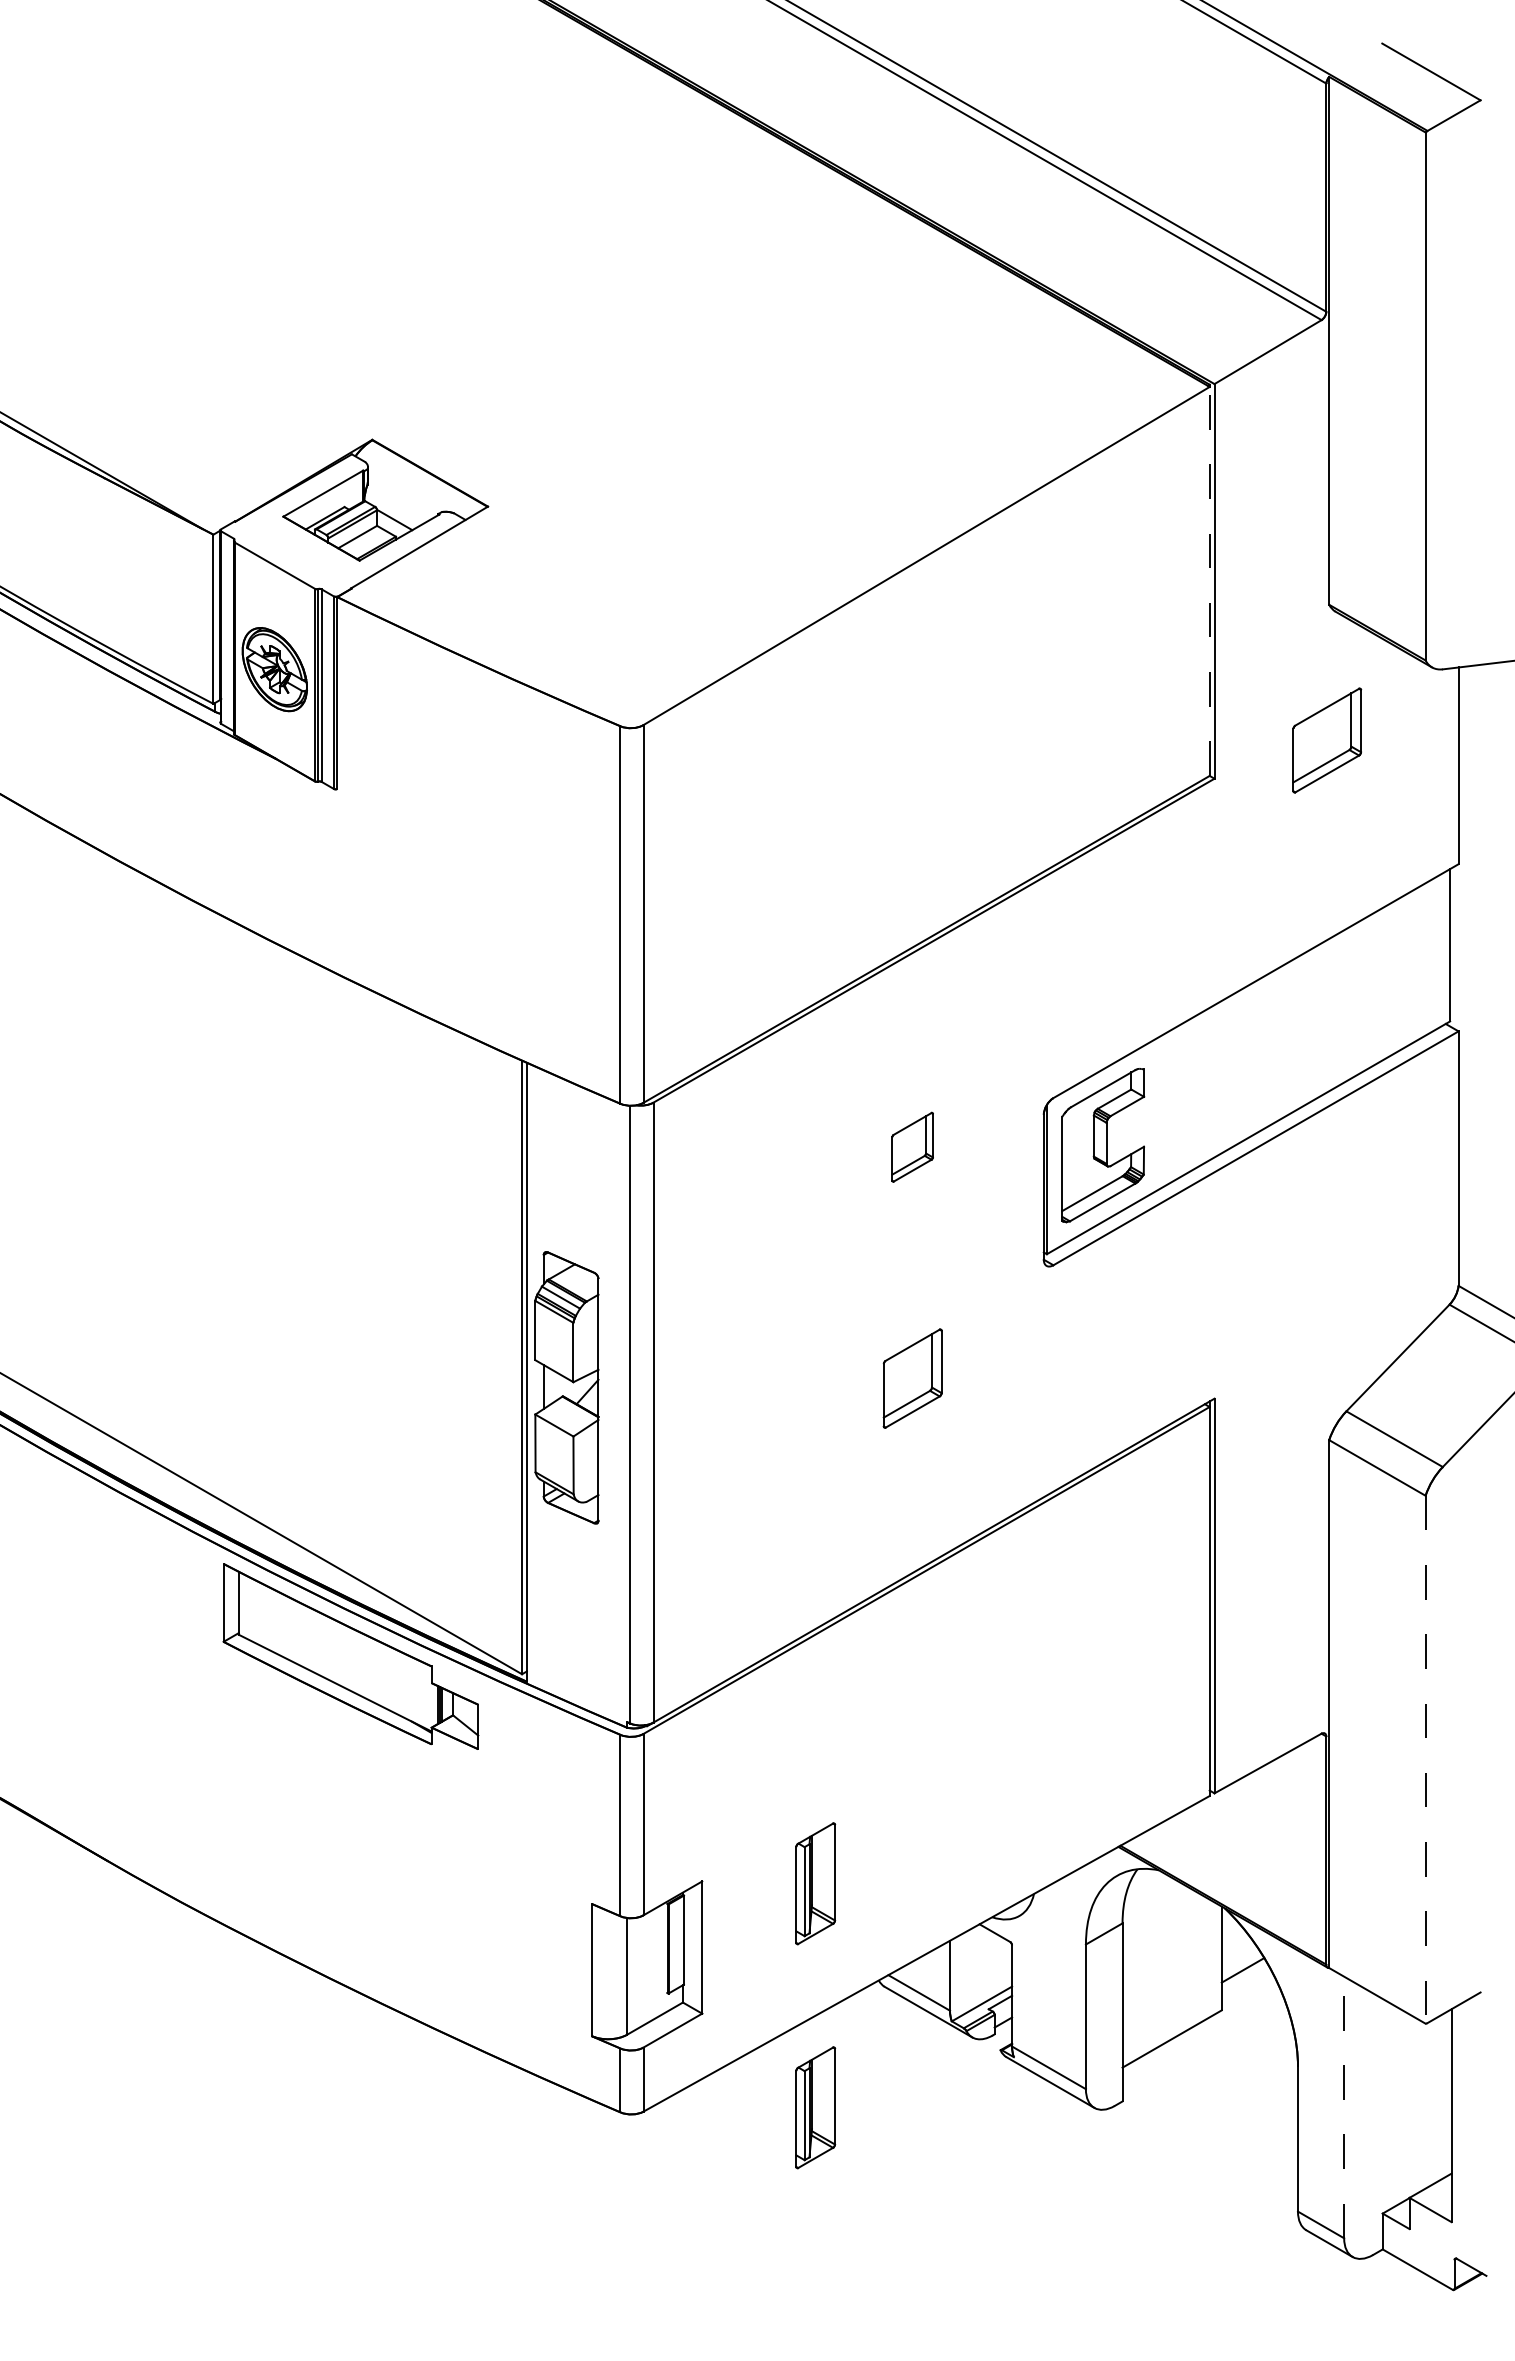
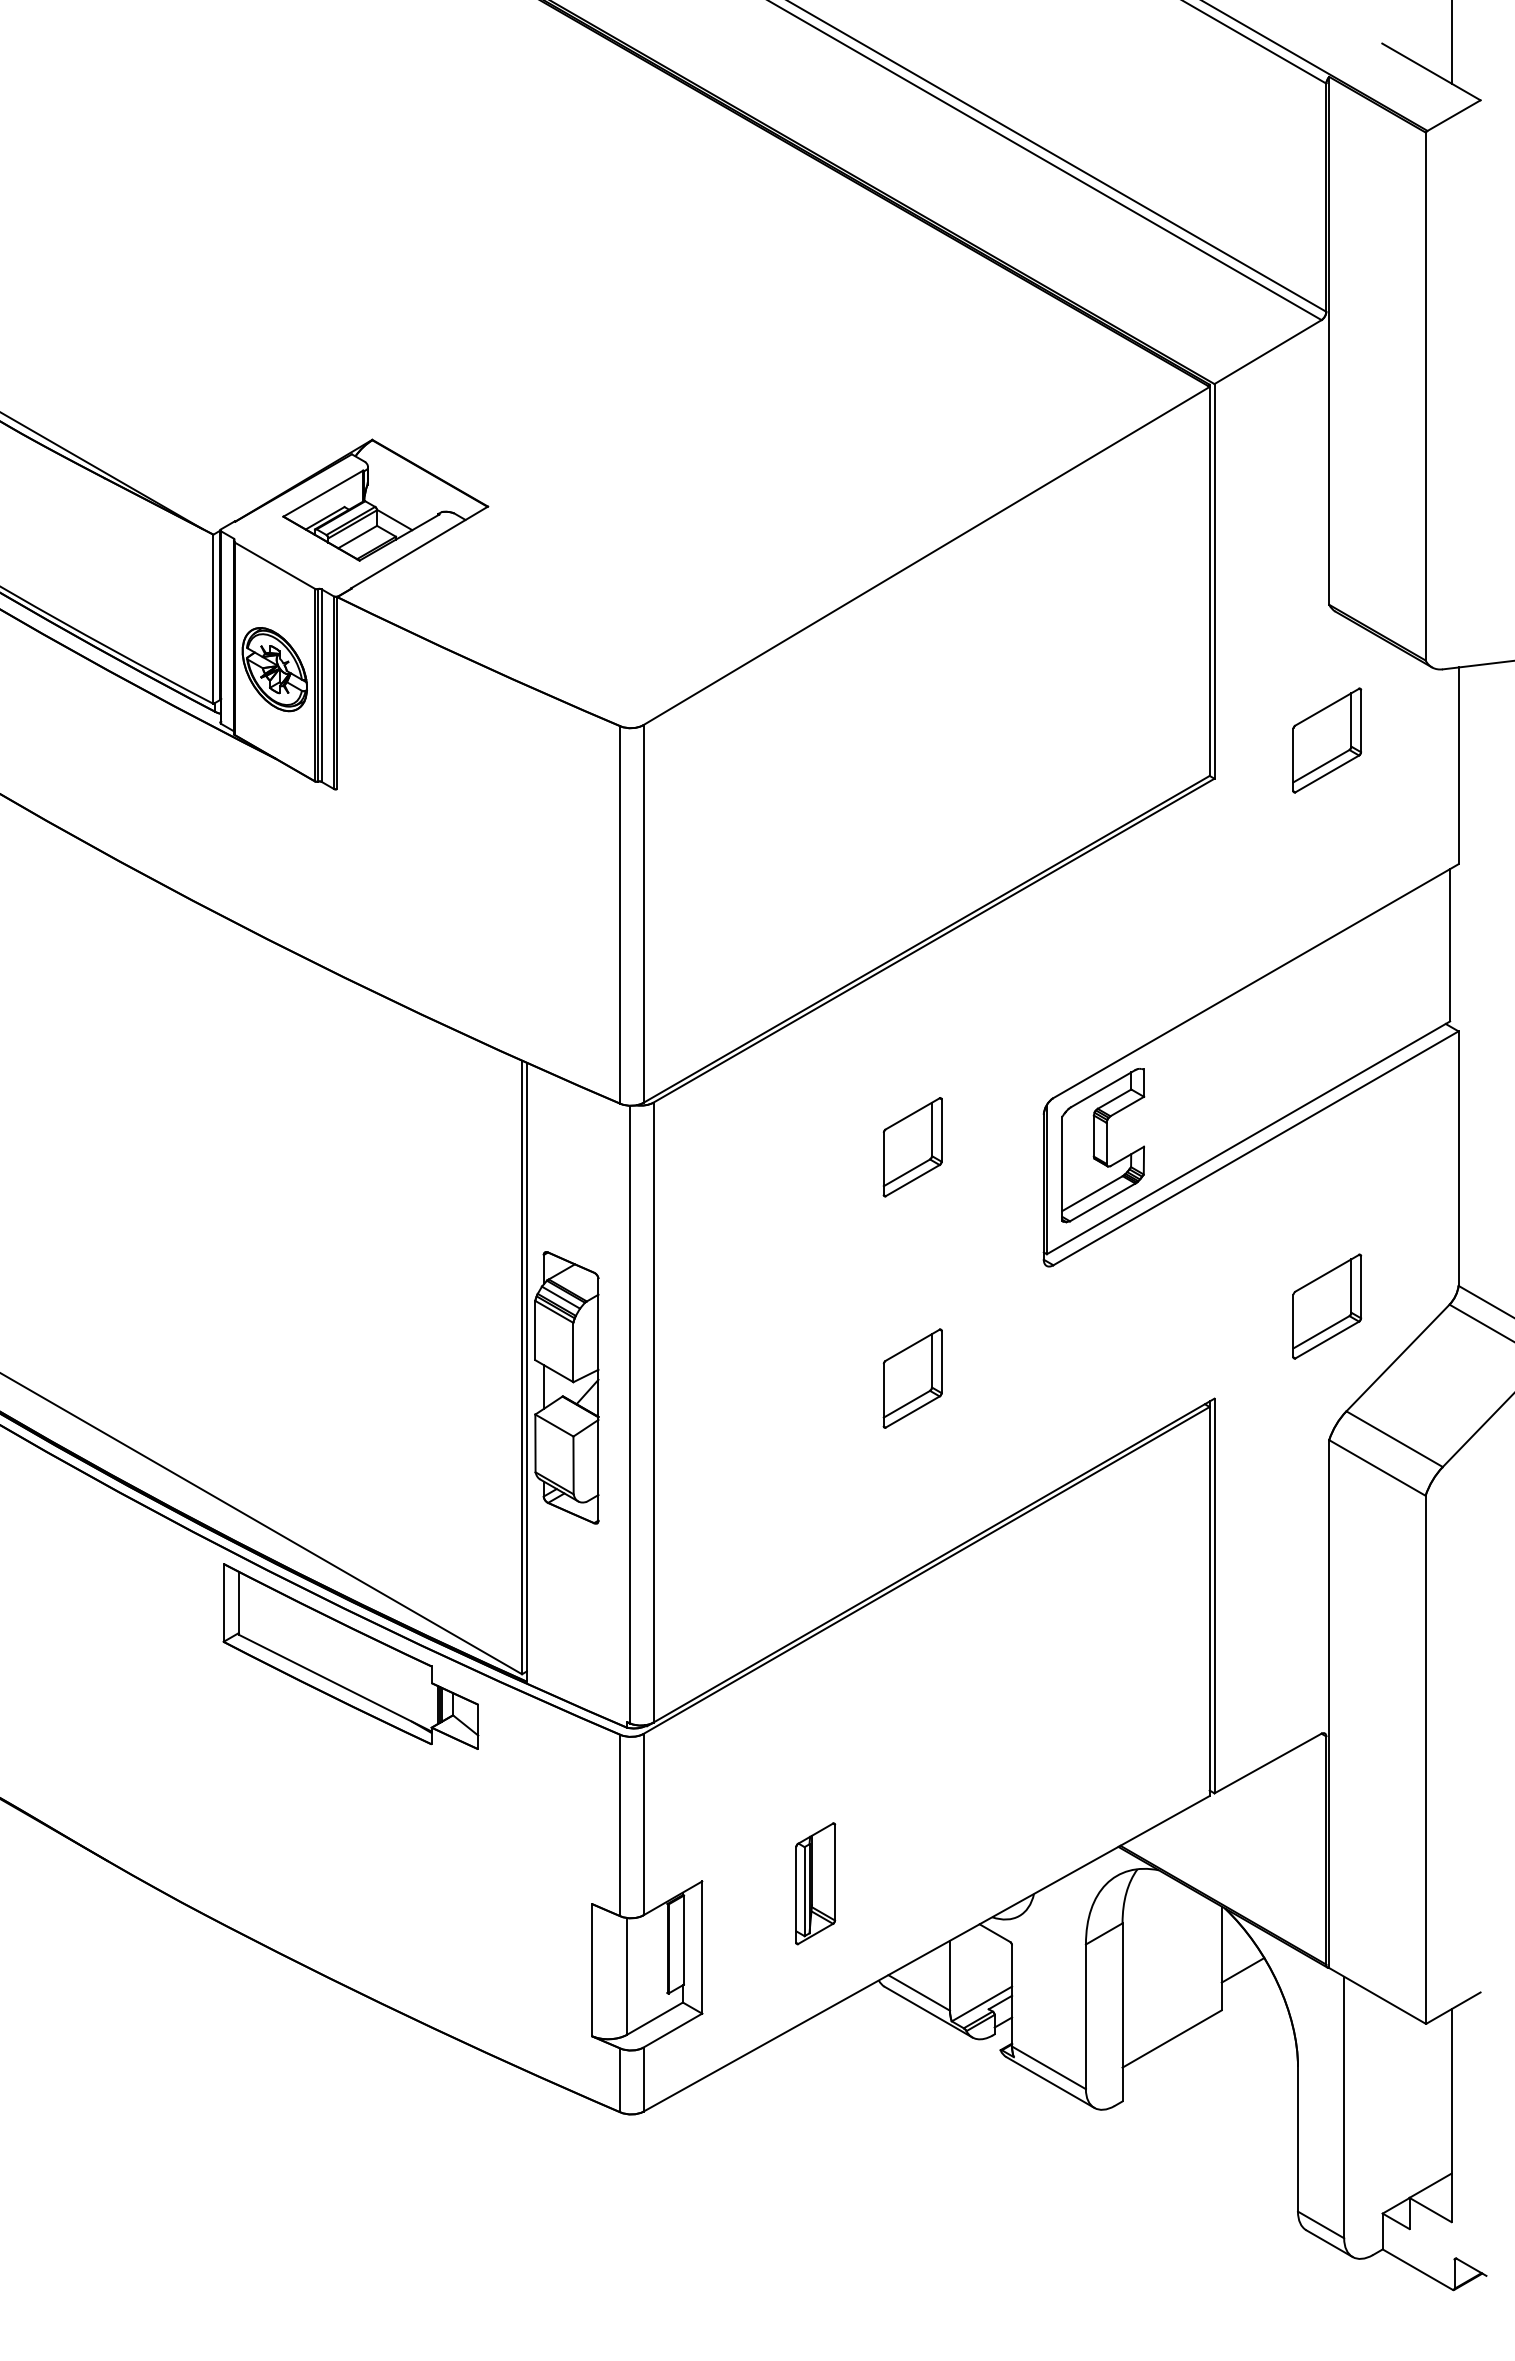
line: none -> present (1451, 42)
line: dashed -> solid (1209, 581)
part size: 43x72 px -> 61x101 px (912, 1147)
part: none -> present (1327, 1306)
line: dashed -> solid (1425, 1759)
part: present -> none (815, 2107)
line: dashed -> solid (1344, 2107)
